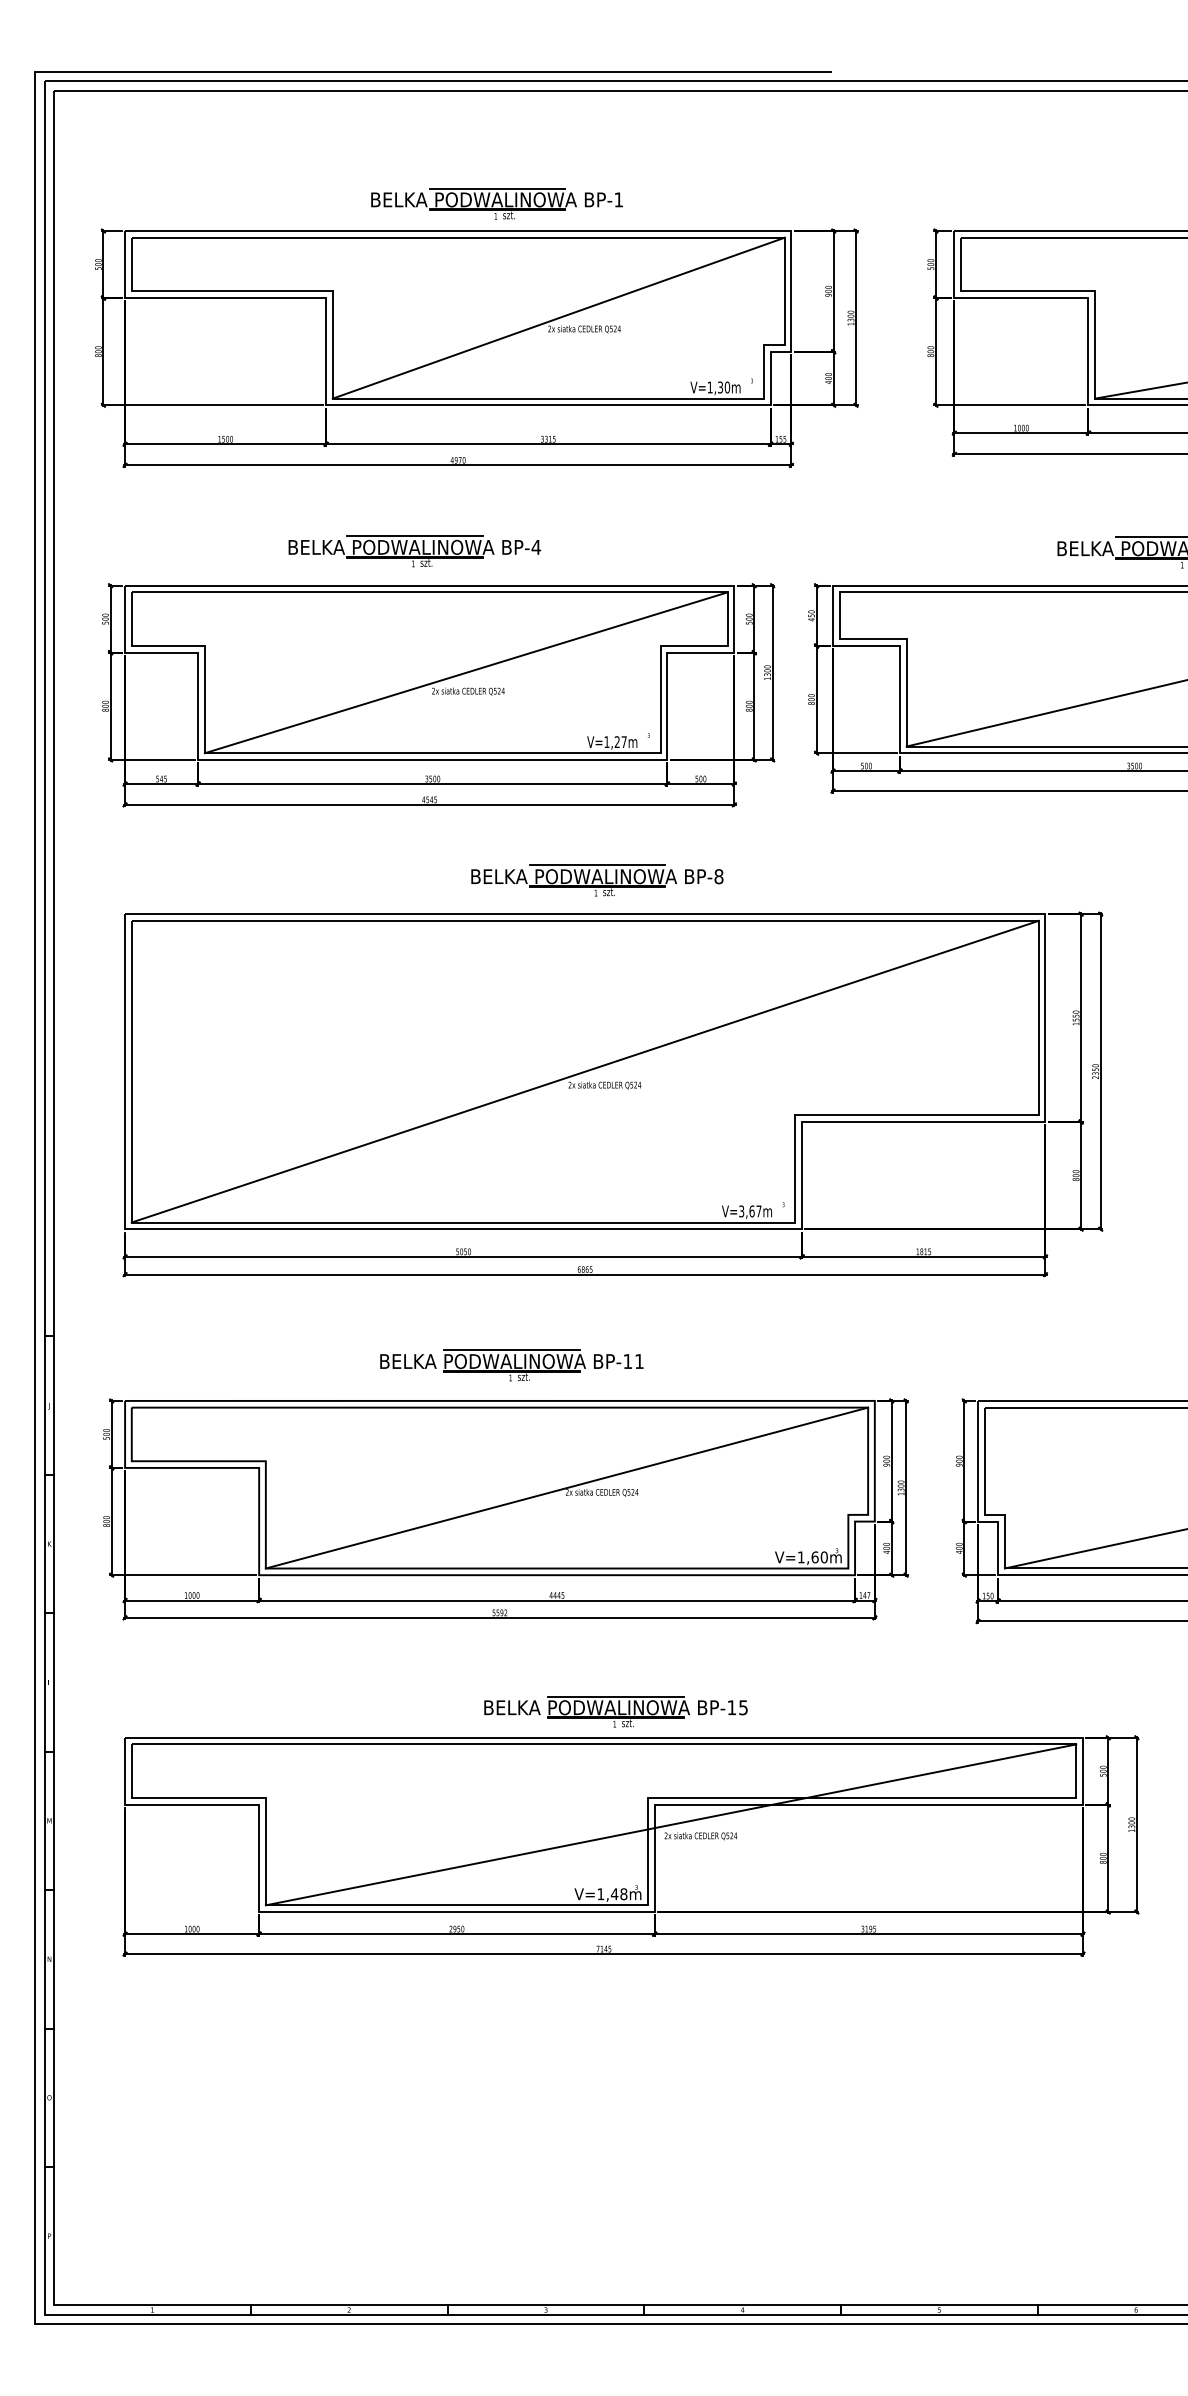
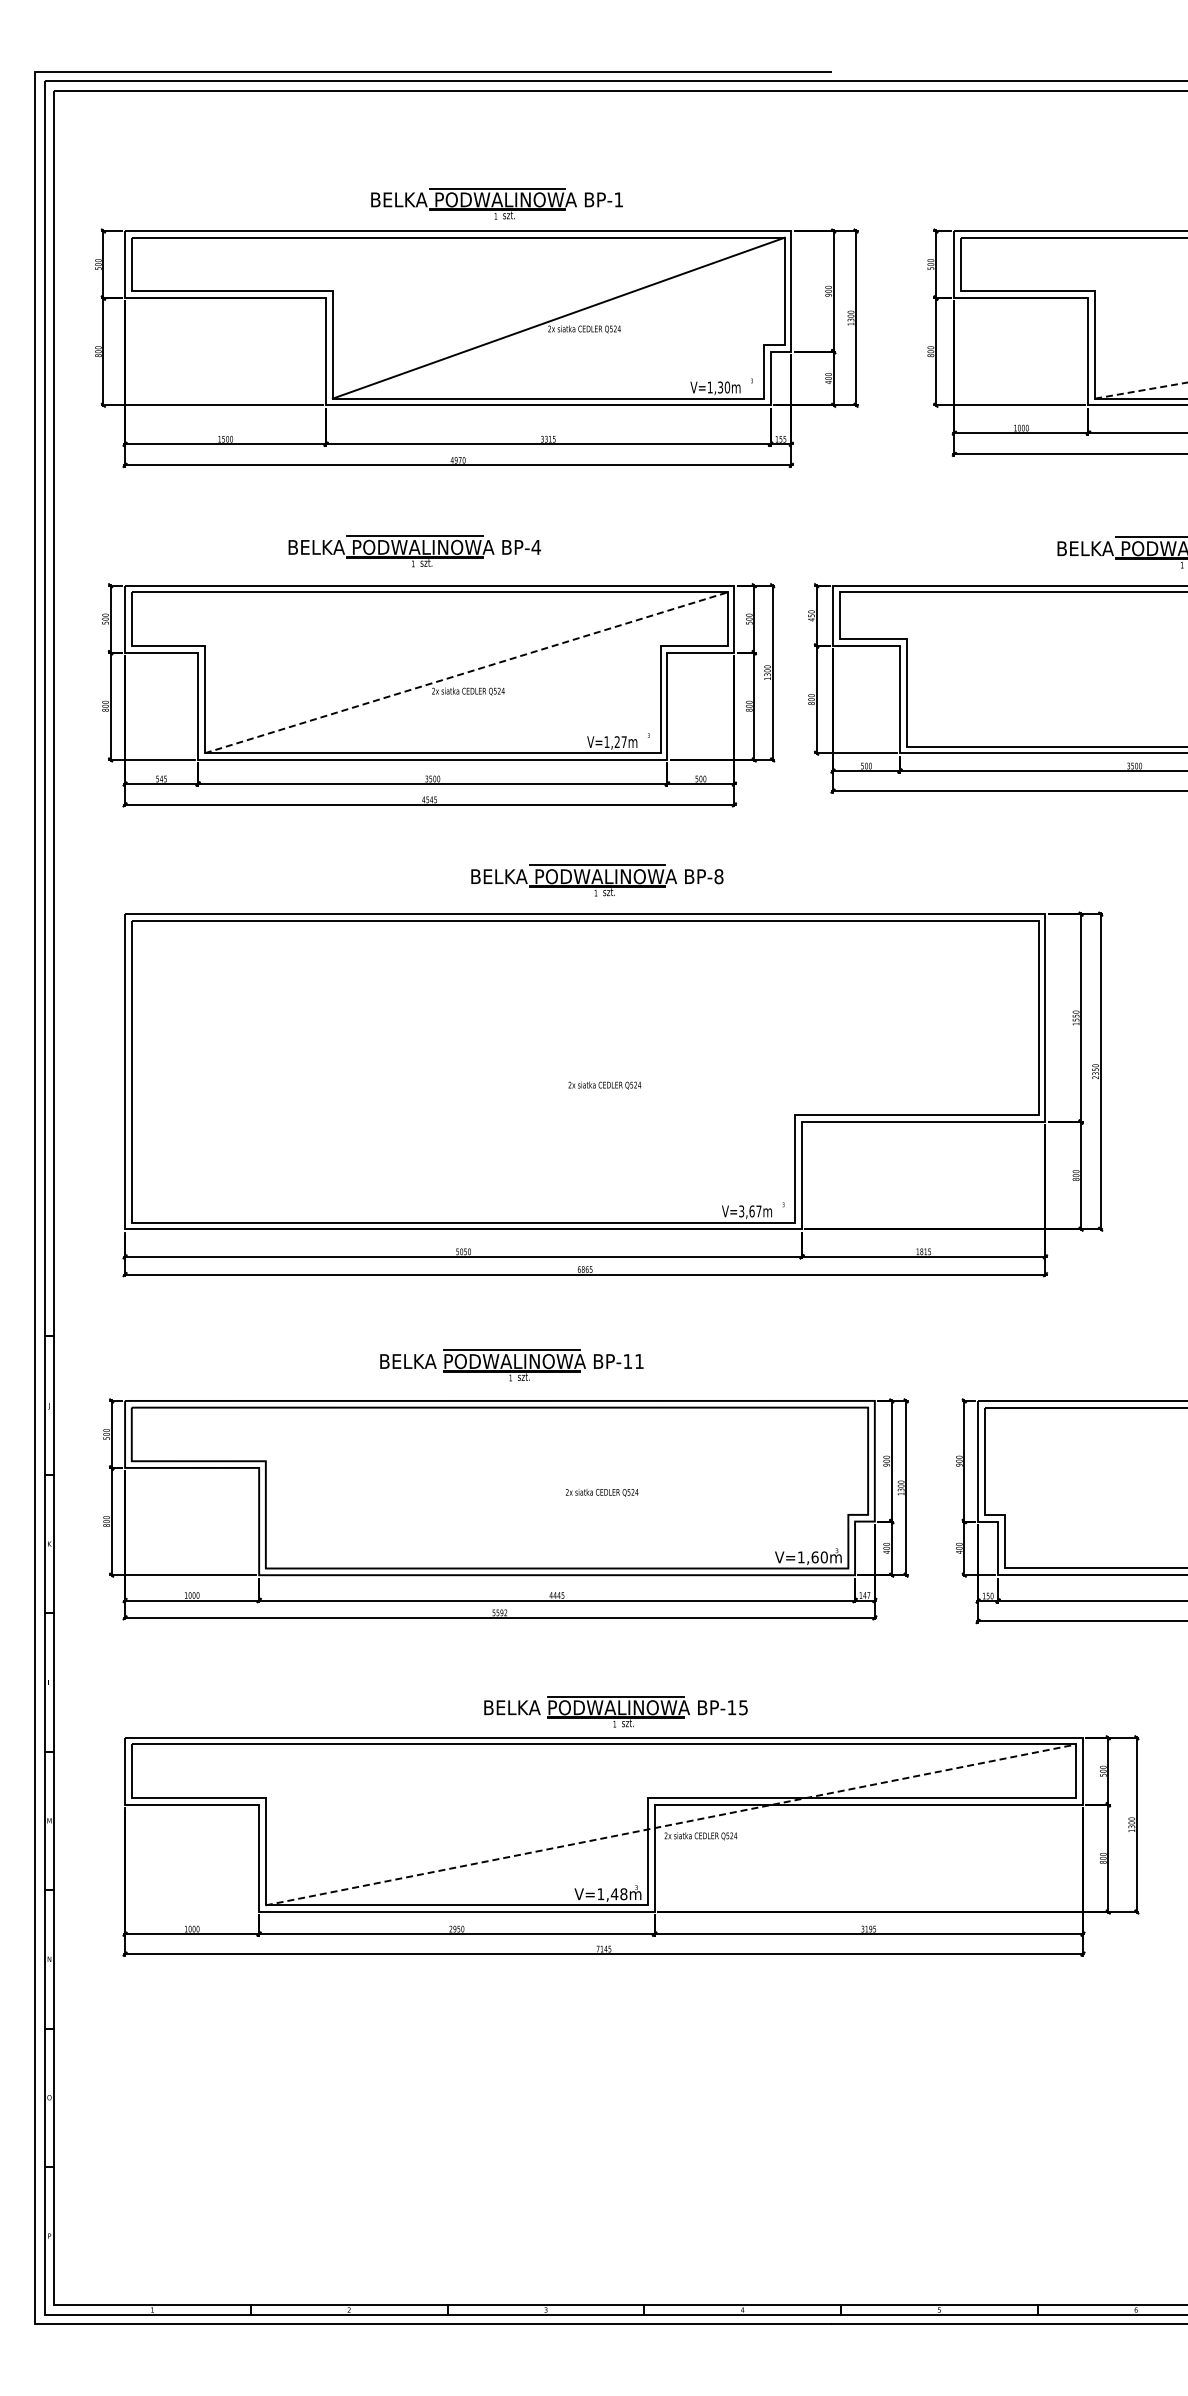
line: solid -> dashed (1141, 390)
line: solid -> dashed (466, 672)
line: present -> none (1045, 713)
line: present -> none (584, 1071)
line: present -> none (566, 1487)
line: present -> none (1094, 1548)
line: solid -> dashed (671, 1824)
